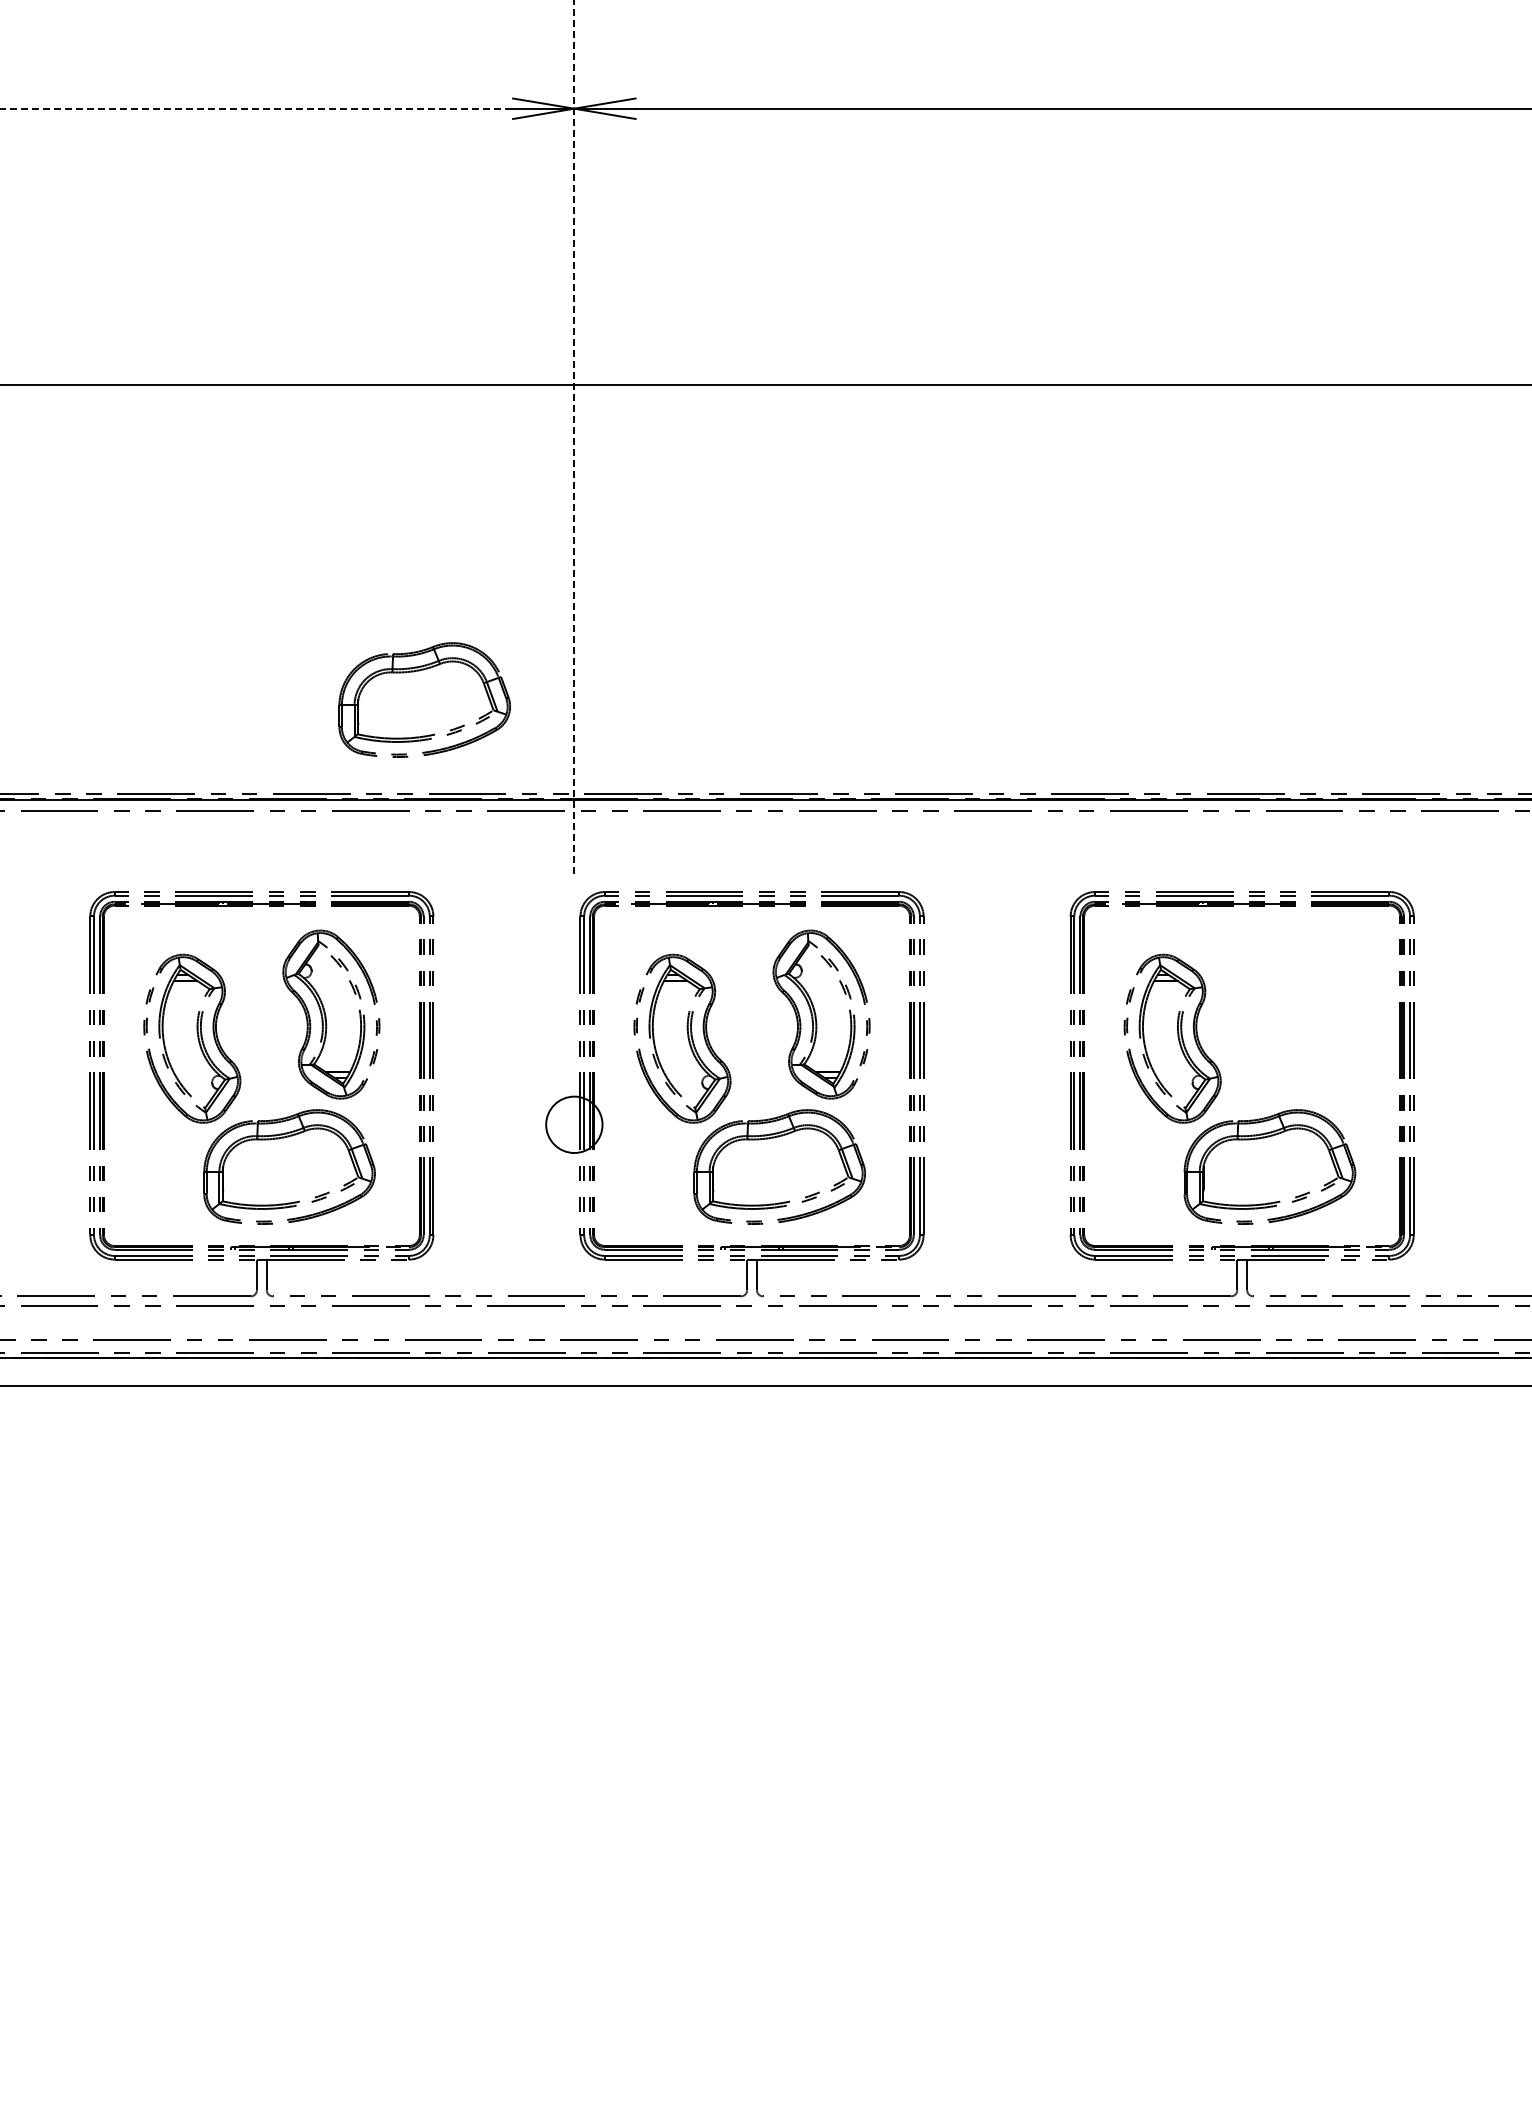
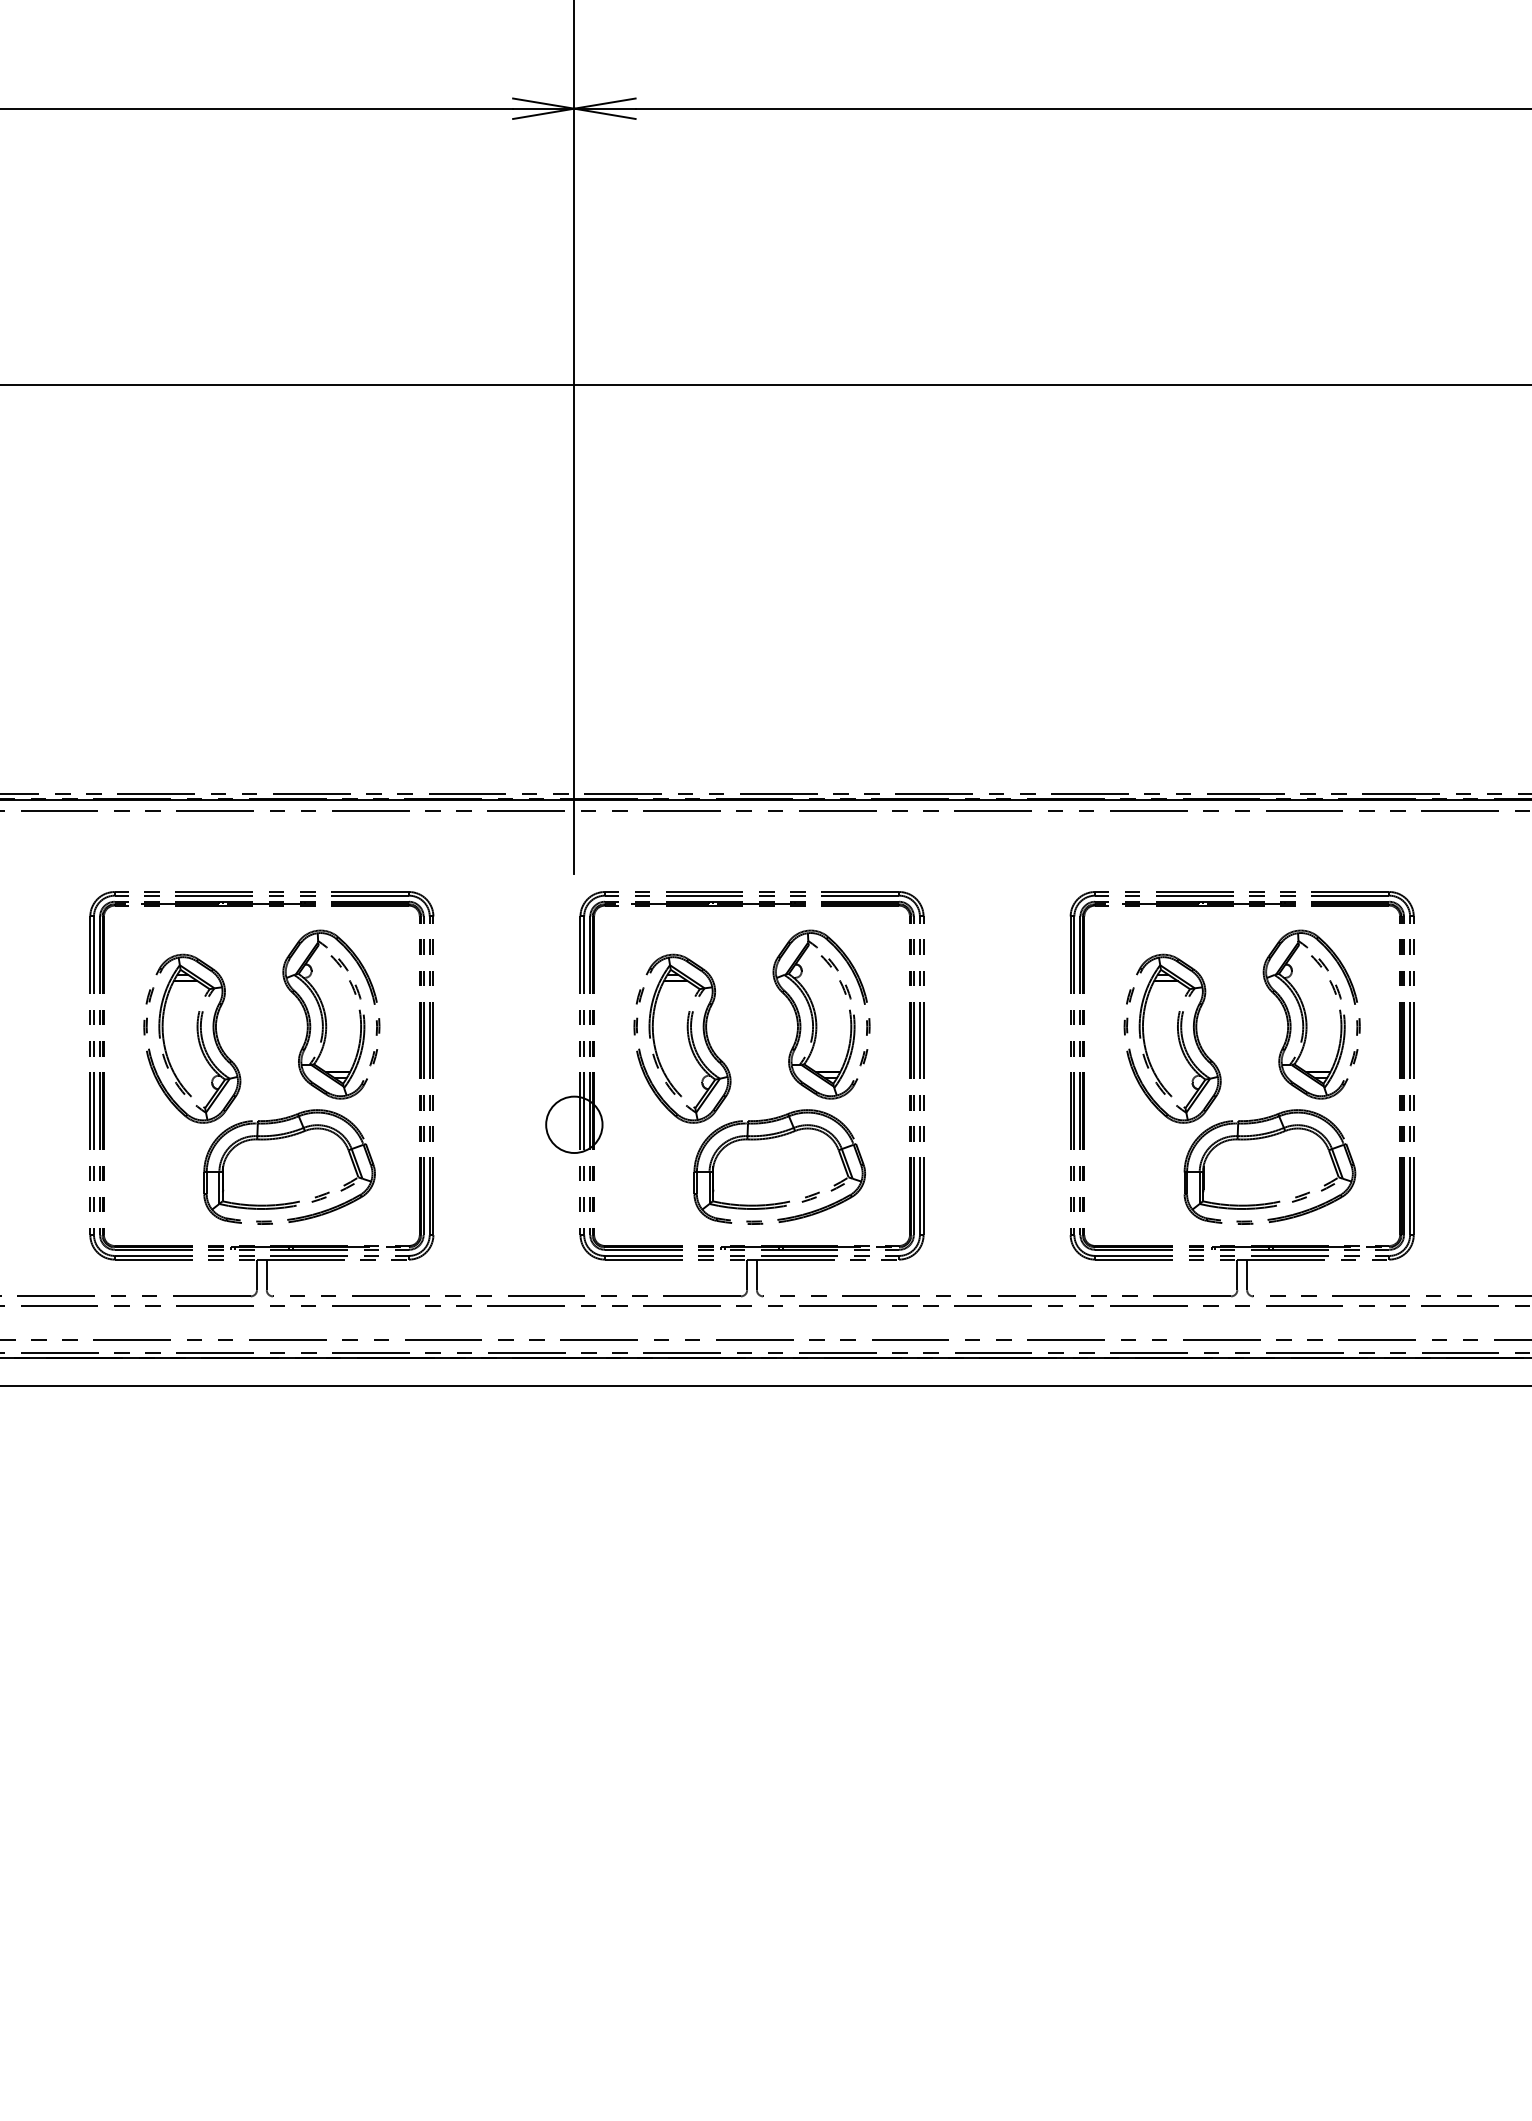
line: dashed -> solid (256, 108)
line: dashed -> solid (574, 436)
part: present -> none (419, 671)
part: none -> present (1311, 1014)
